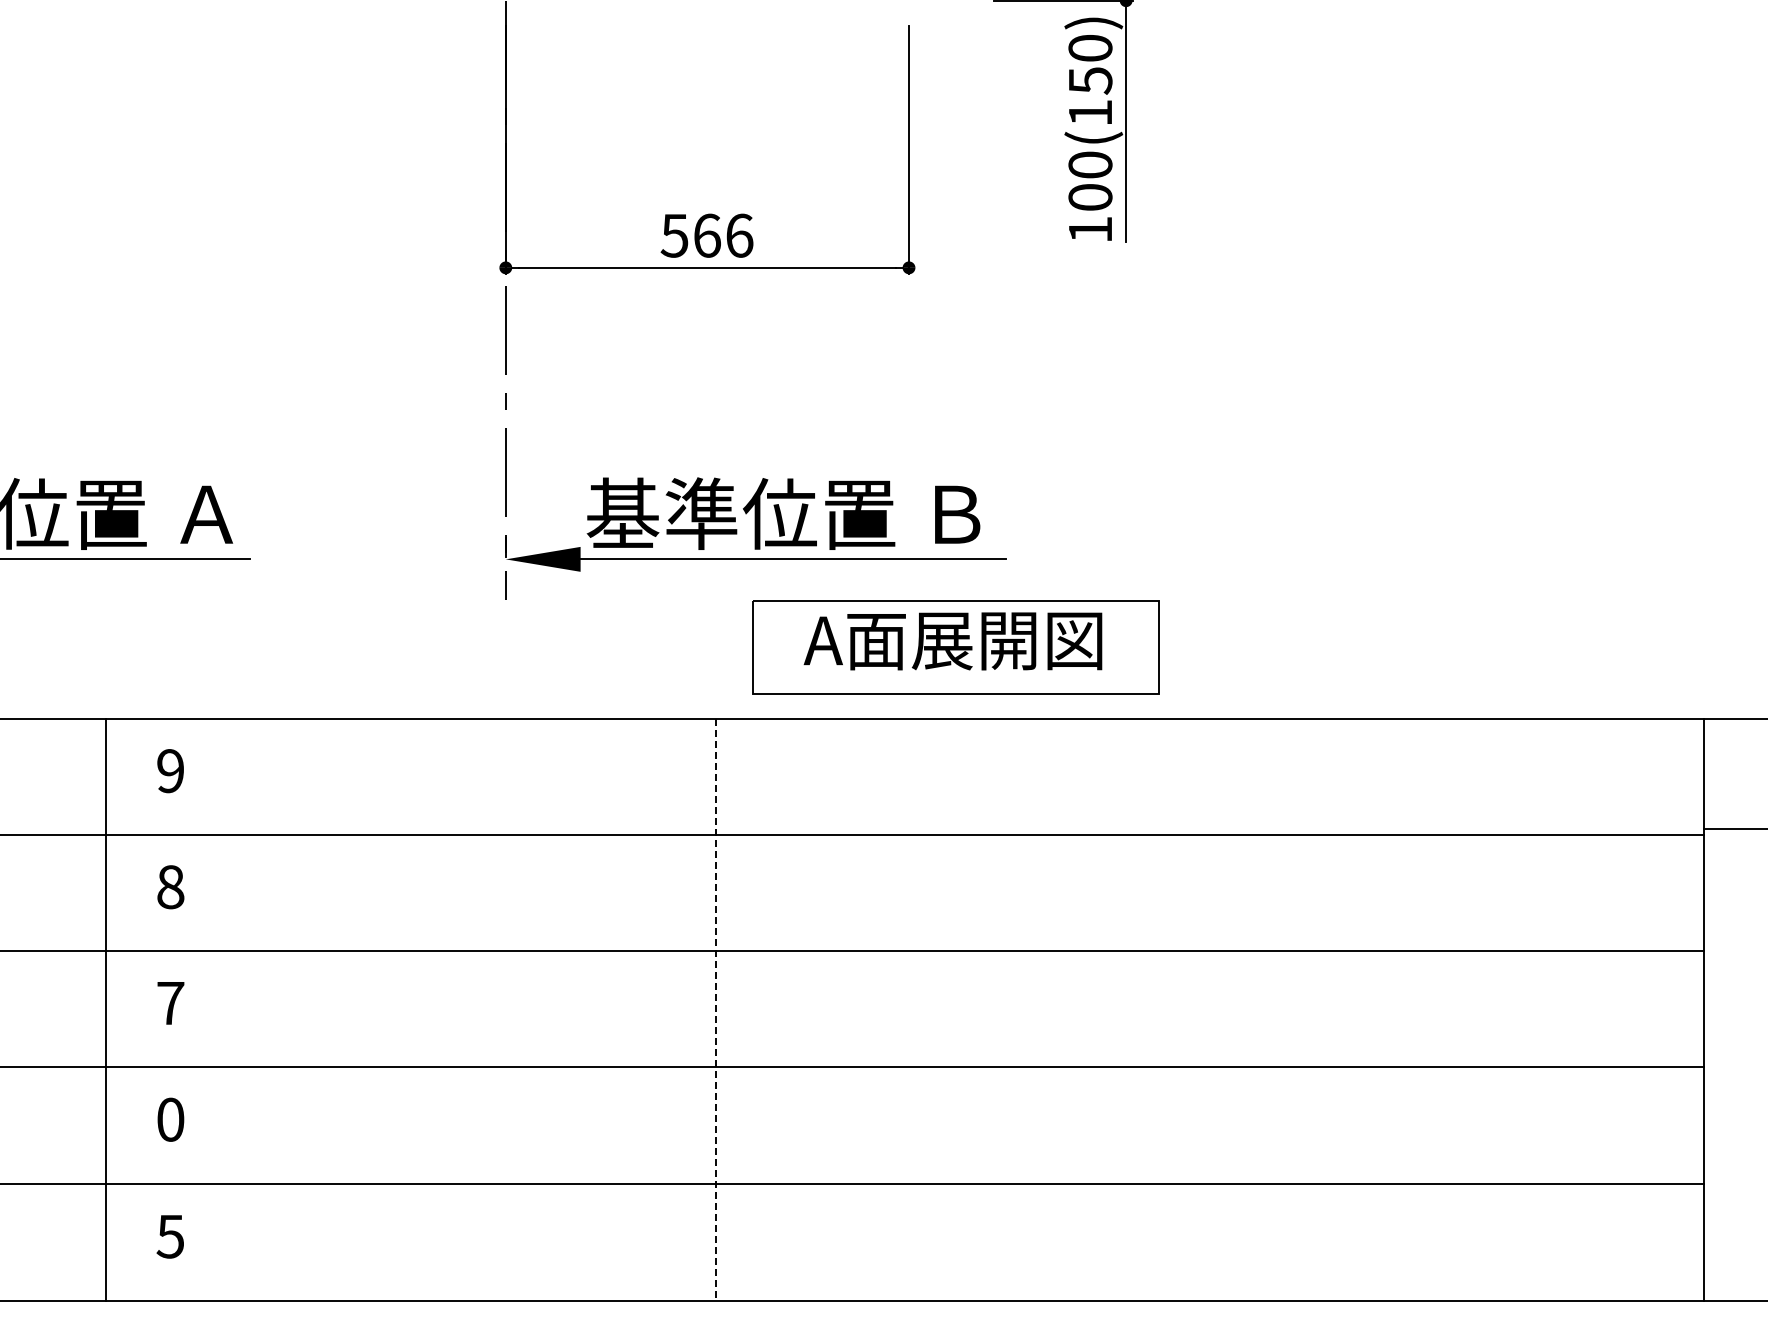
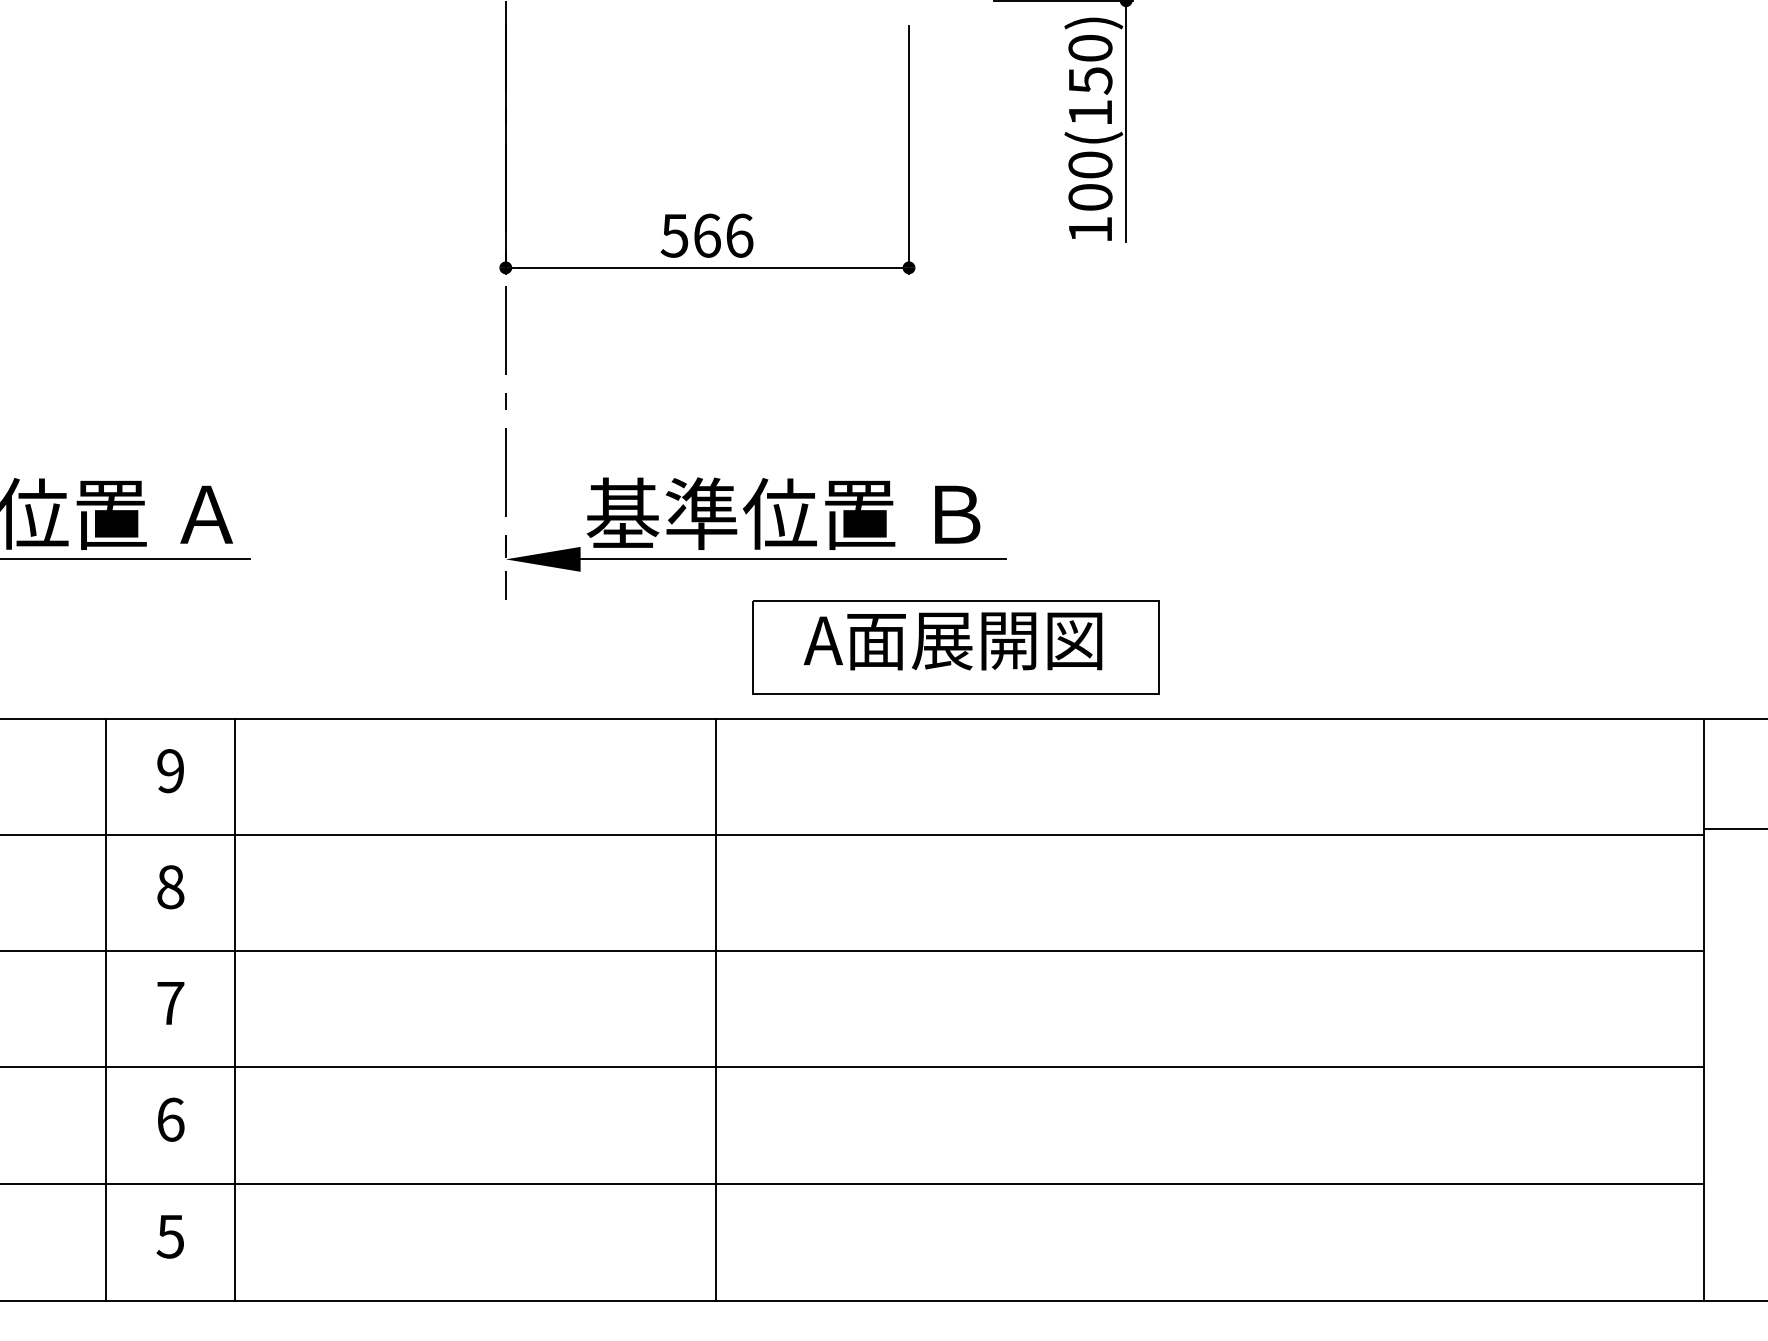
line: none -> present (235, 1009)
line: dashed -> solid (715, 1009)
text: 0 -> 6 (170, 1119)
